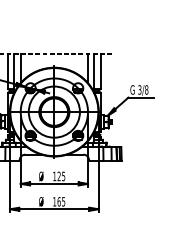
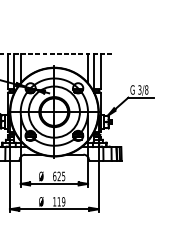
text: 125 -> 625 (54, 176)
text: 165 -> 119 (61, 201)
